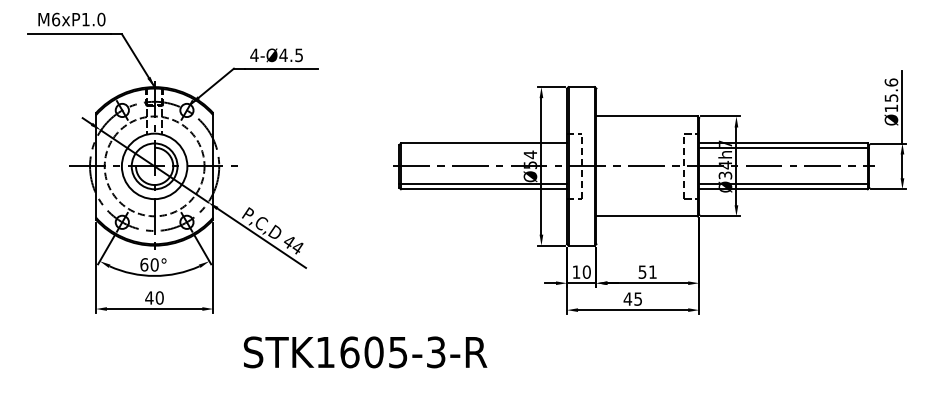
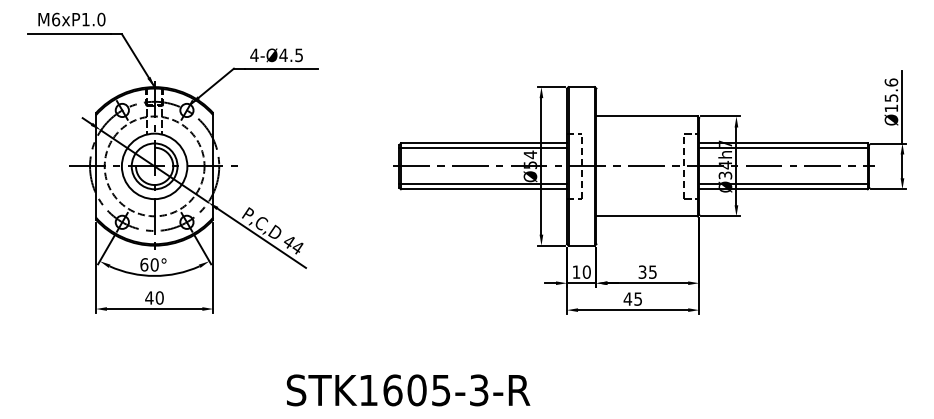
line: none -> present (483, 148)
text: 51 -> 35 (647, 271)
text position: (365, 352) -> (408, 390) (408, 390)
